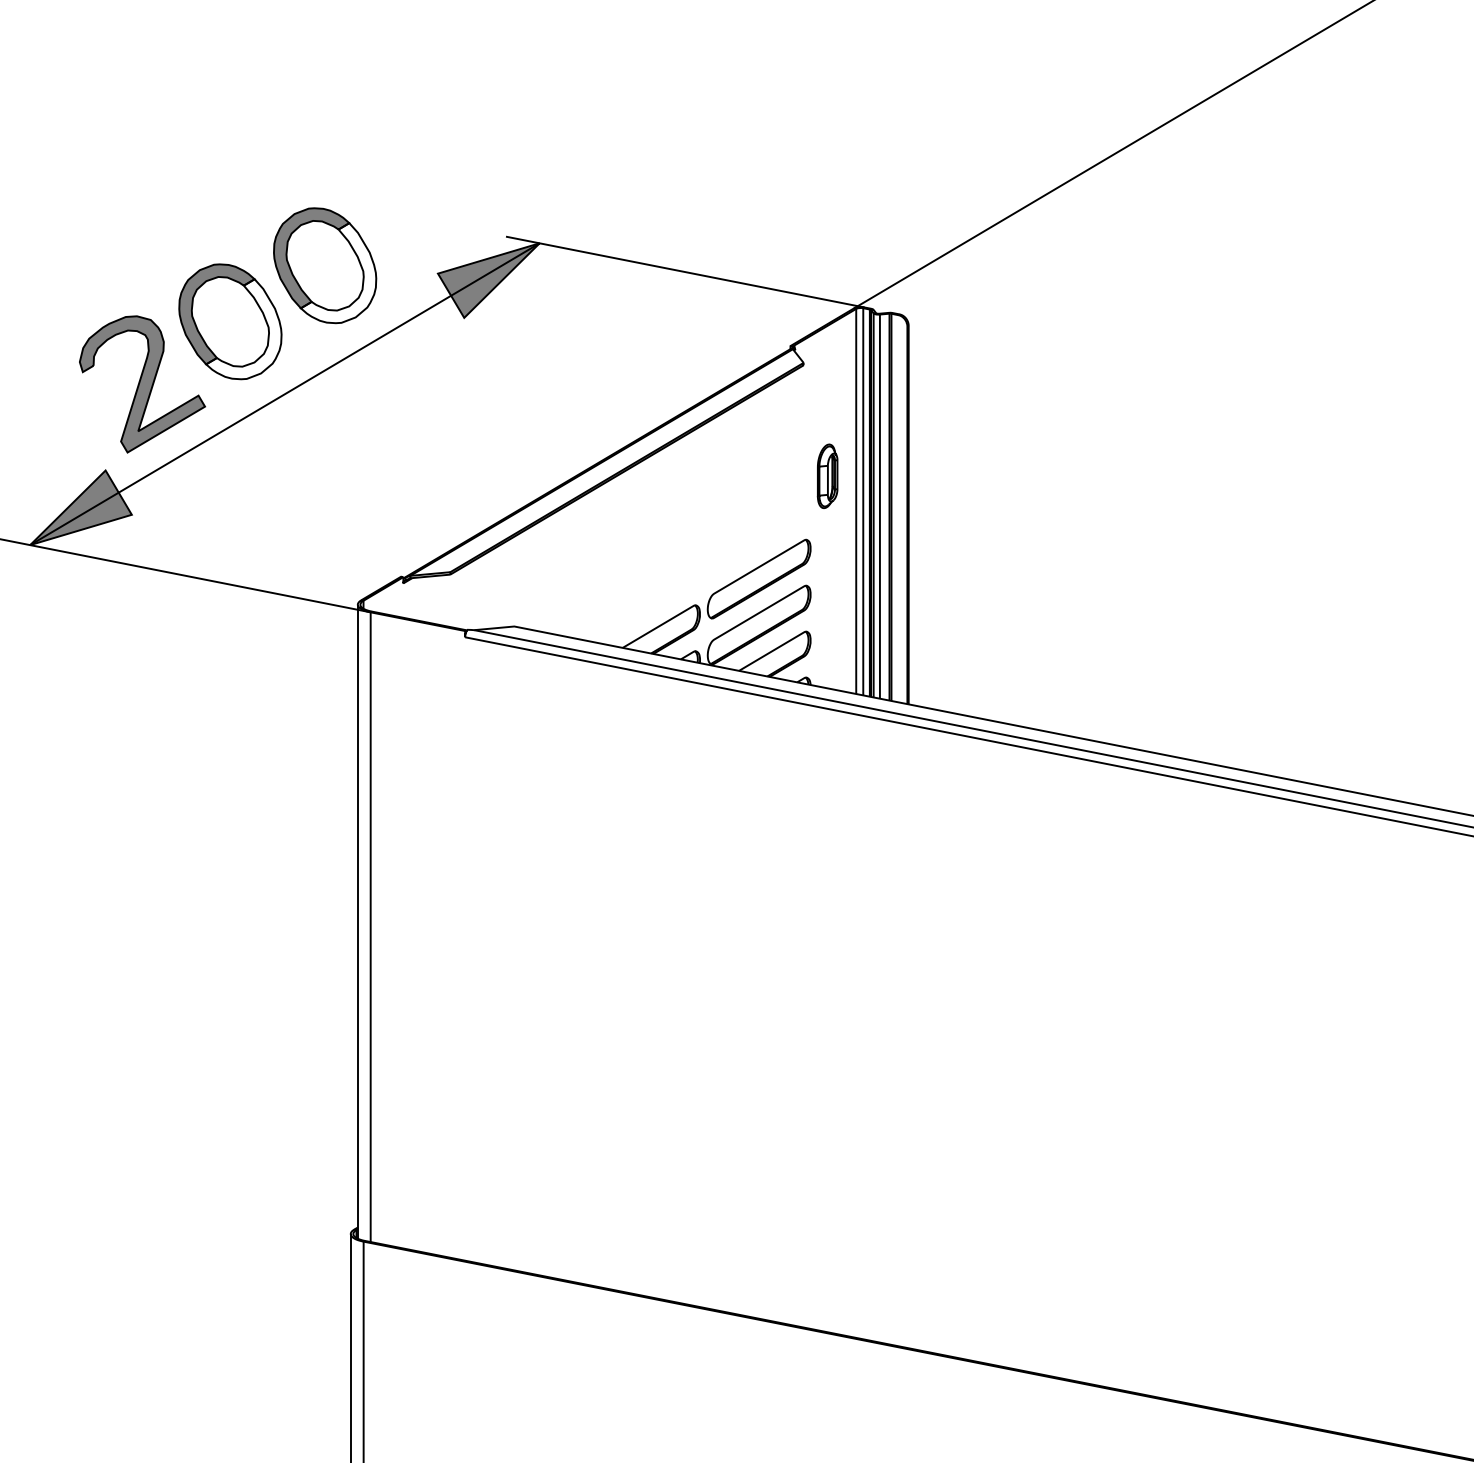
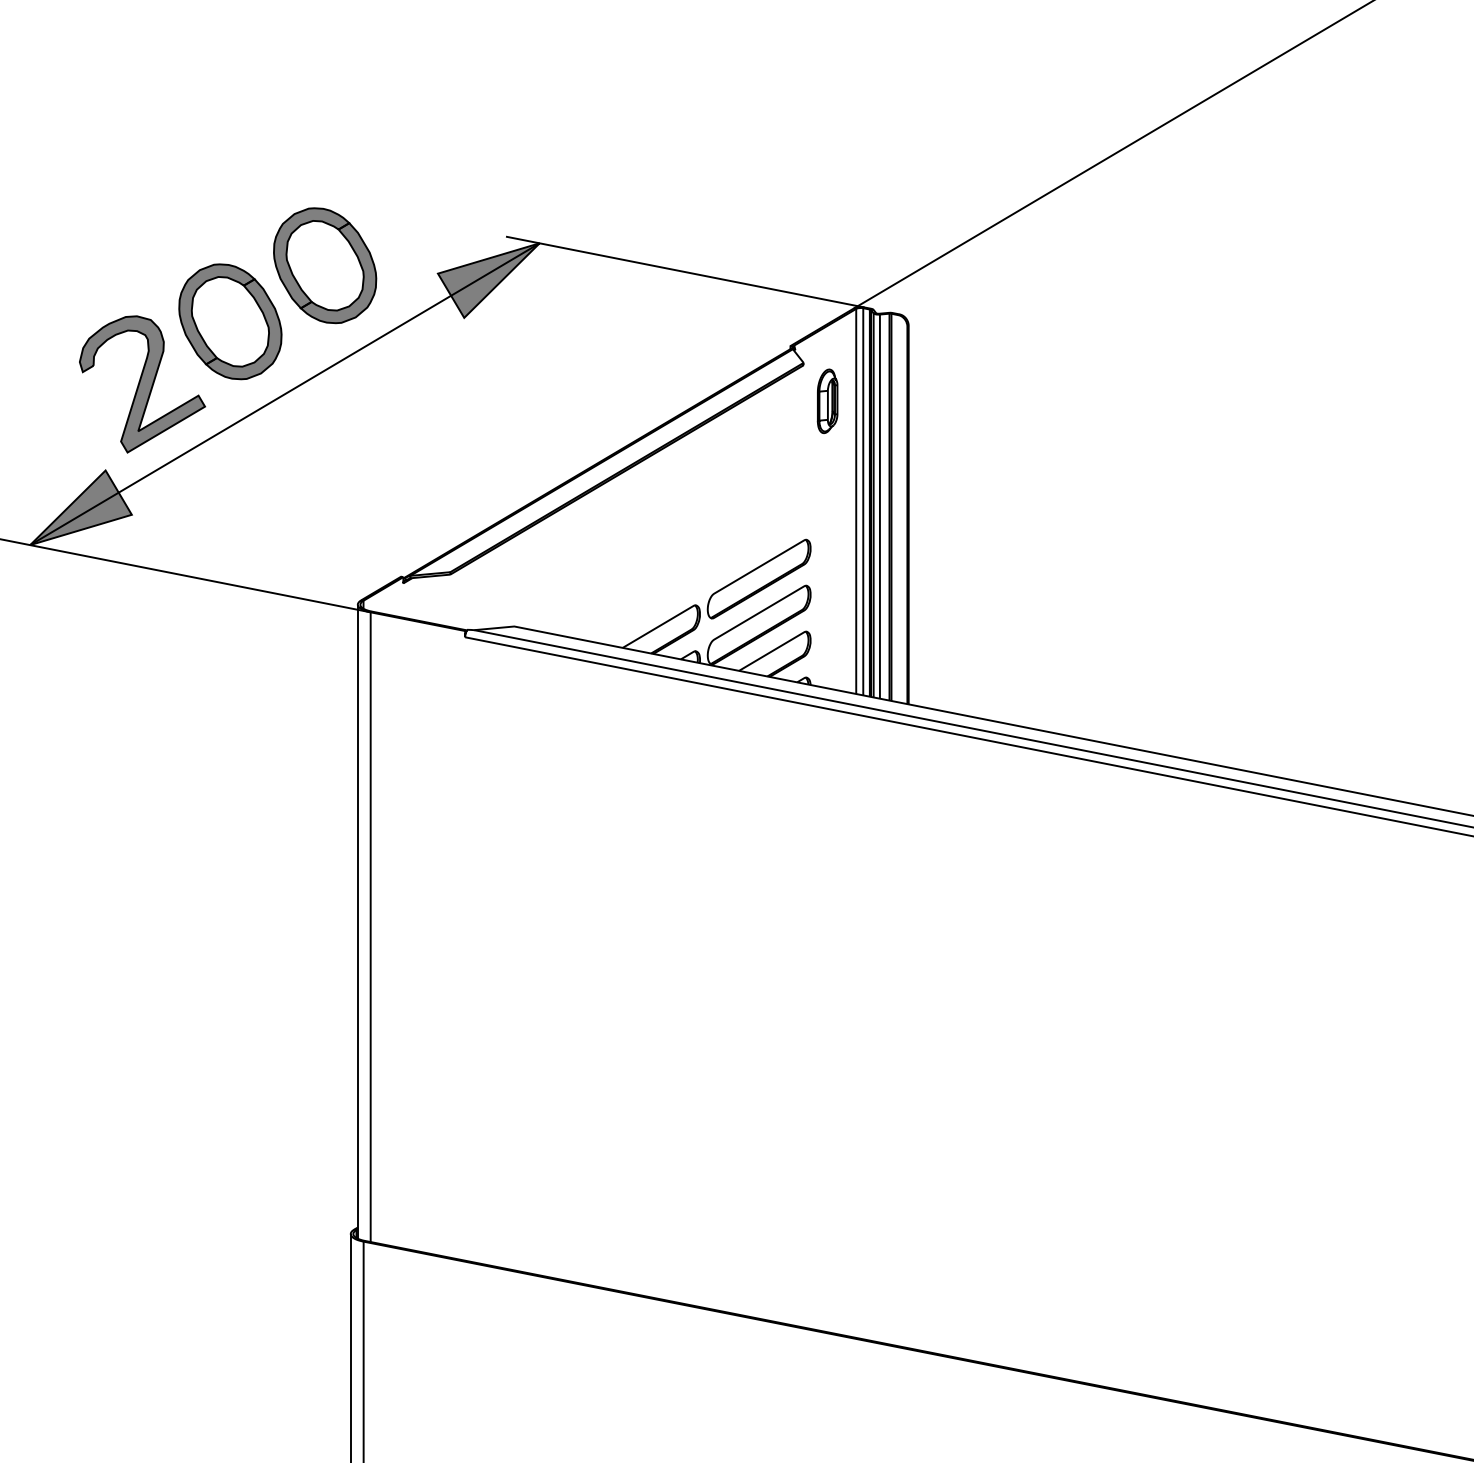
fill: none -> present (338, 273)
fill: none -> present (243, 329)
part position: (827, 475) -> (827, 400) (827, 400)
